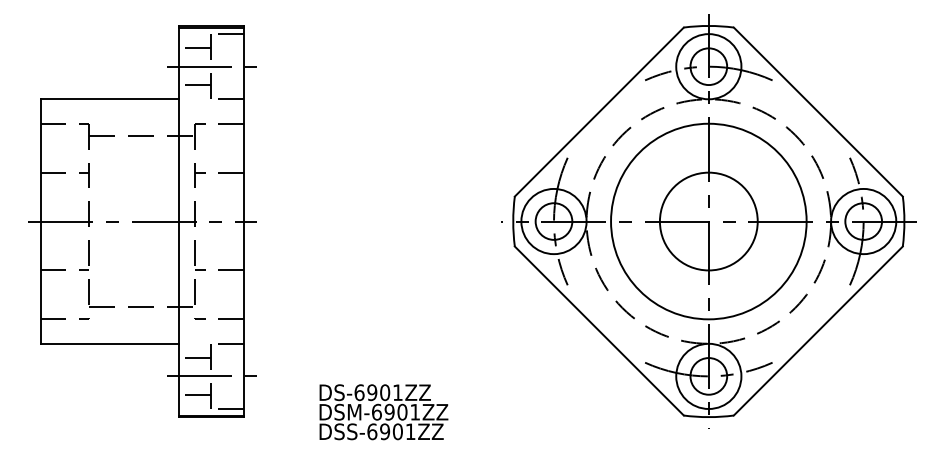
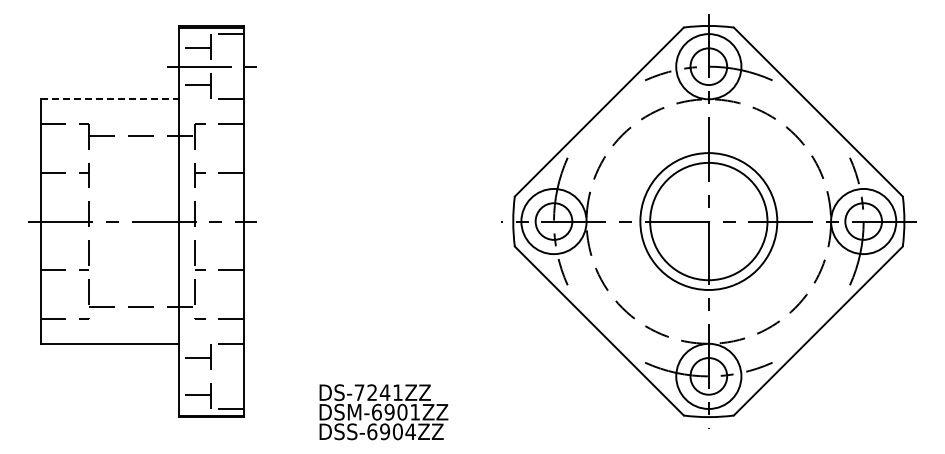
line: solid -> dashed (110, 99)
circle diameter: 196 px -> 117 px (708, 221)
circle diameter: 98 px -> 137 px (708, 221)
line: present -> none (211, 376)
text: DS-6901ZZ -> DS-7241ZZ (372, 392)
text: DSS-6901ZZ -> DSS-6904ZZ (410, 431)
